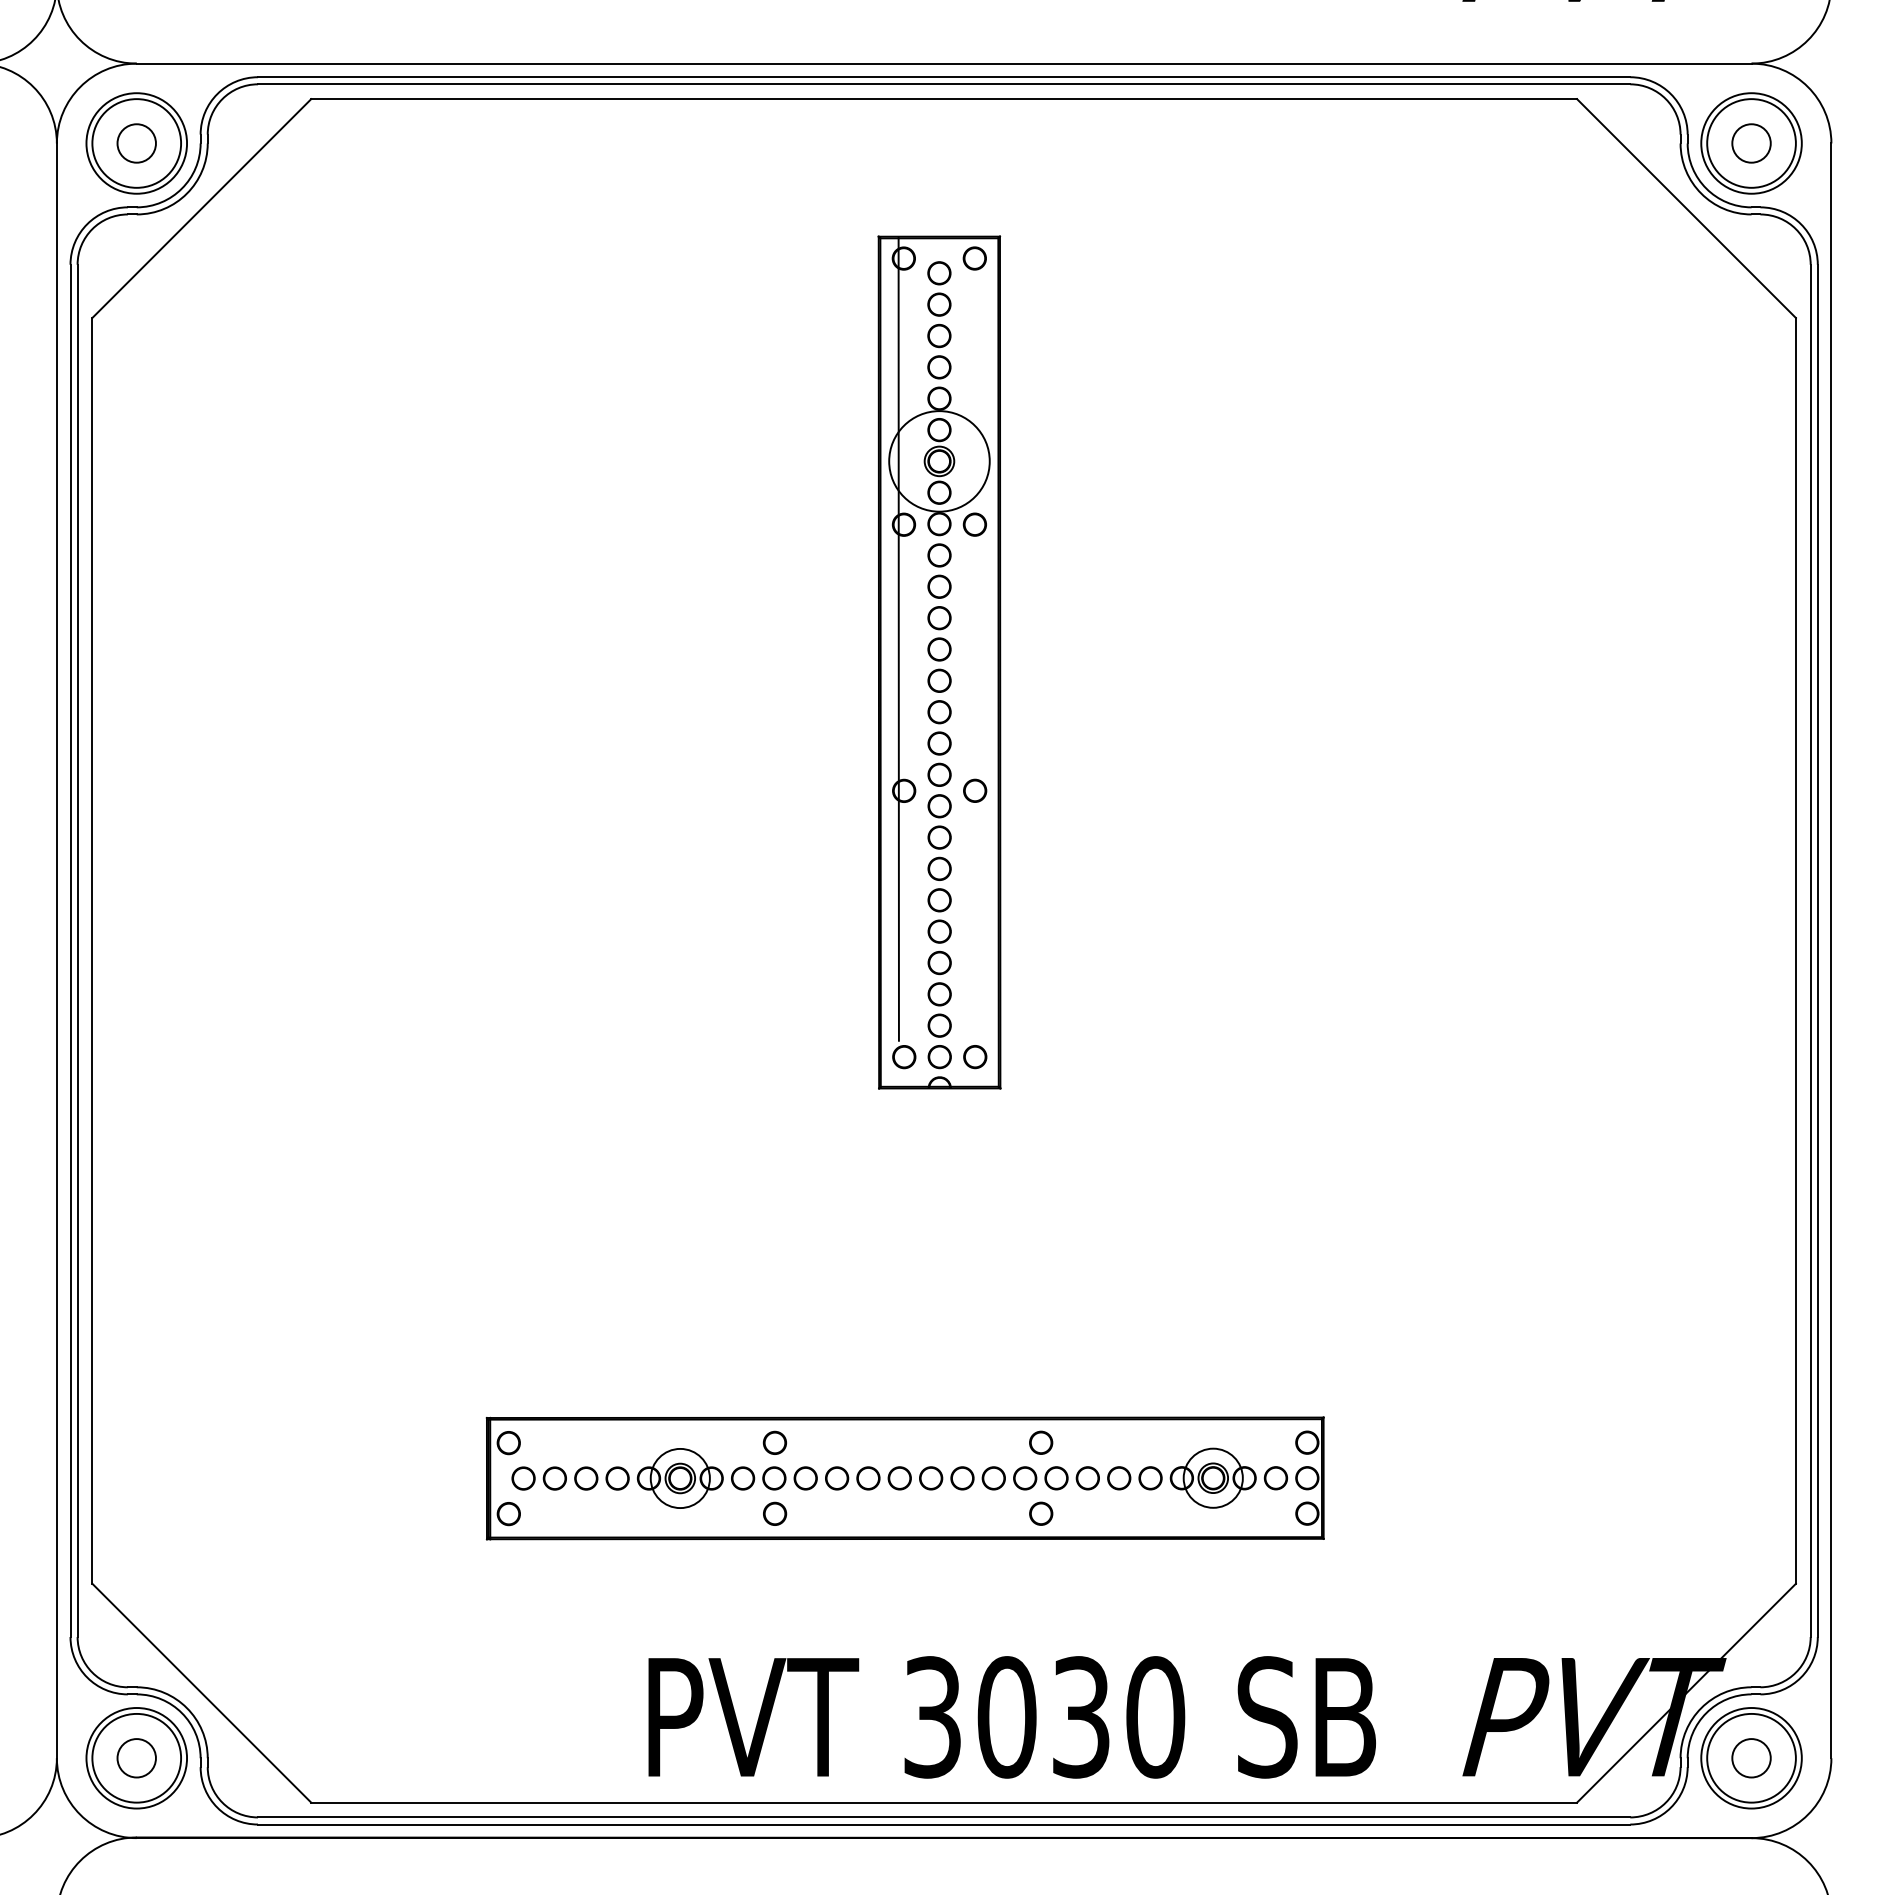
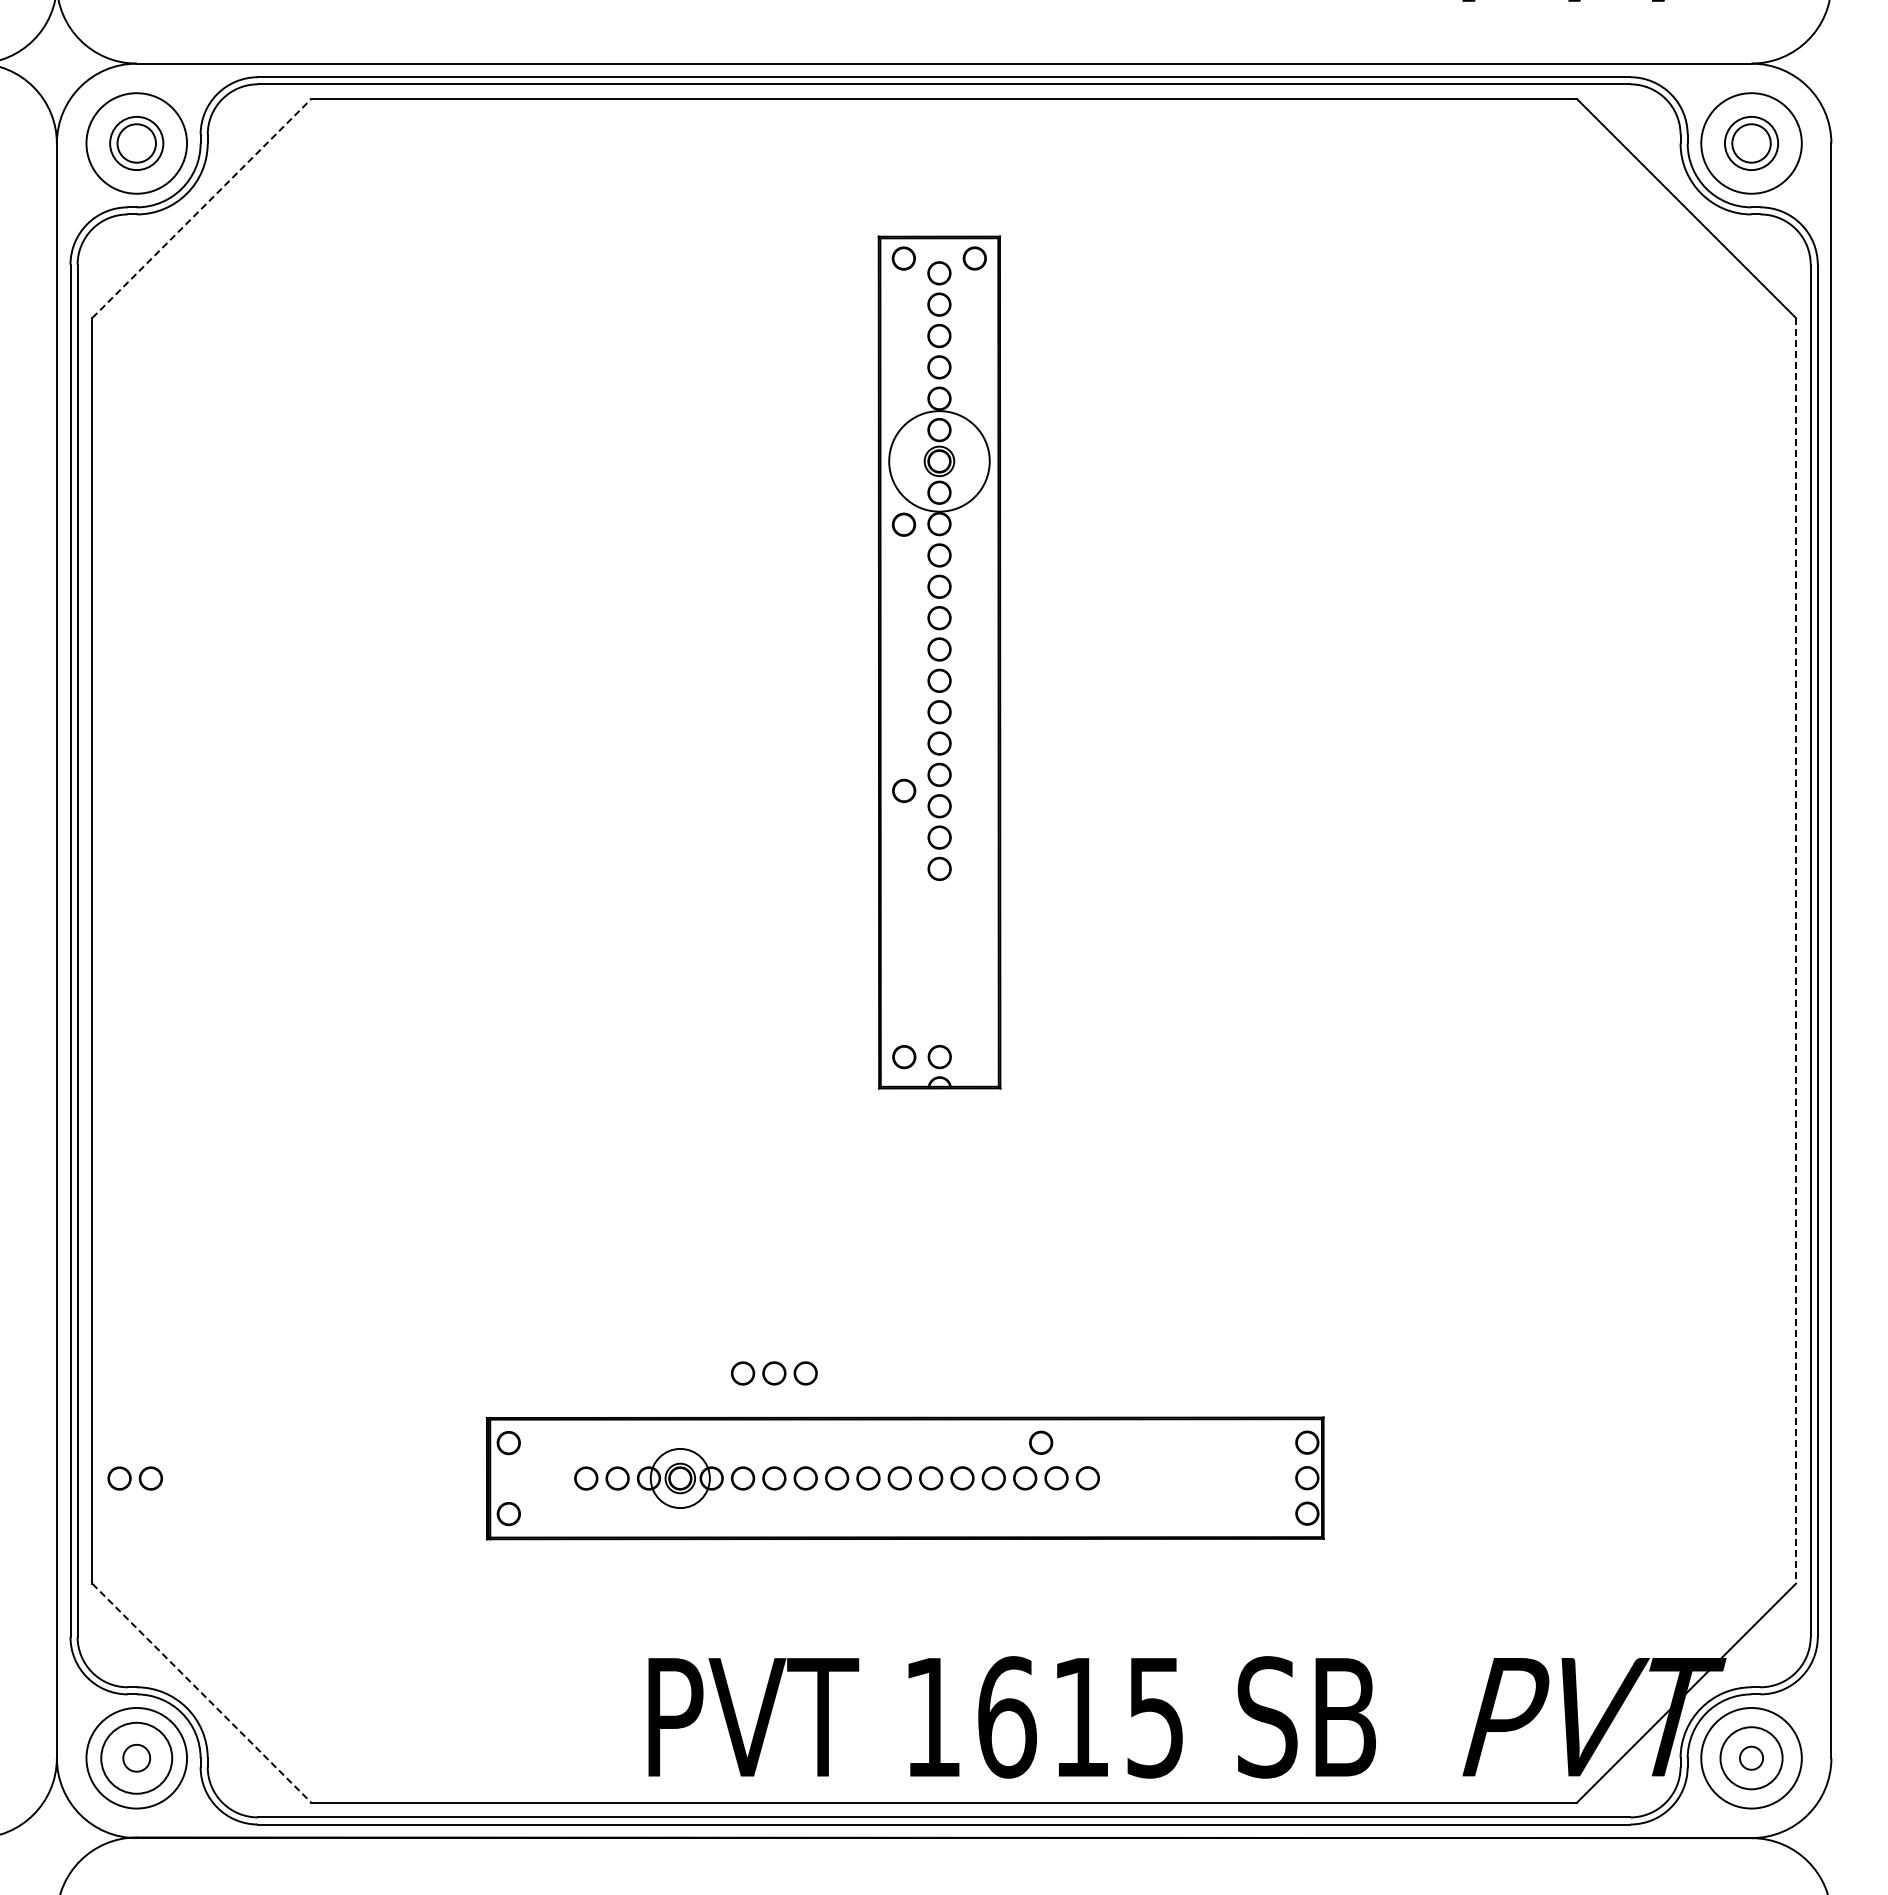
circle diameter: 89 px -> 53 px (136, 143)
circle diameter: 89 px -> 53 px (1751, 143)
line: solid -> dashed (201, 208)
circle: present -> none (974, 524)
line: present -> none (898, 638)
circle: present -> none (975, 790)
line: solid -> dashed (1795, 950)
part: present -> none (939, 962)
circle: present -> none (975, 1057)
part: none -> present (774, 1373)
part: present -> none (774, 1442)
part: present -> none (1197, 1477)
part position: (538, 1478) -> (134, 1478) (134, 1478)
part: present -> none (775, 1513)
circle: present -> none (1041, 1513)
line: solid -> dashed (201, 1693)
text: 3030 -> 1615 (1044, 1717)
circle diameter: 89 px -> 71 px (136, 1757)
circle diameter: 89 px -> 62 px (1751, 1758)
circle diameter: 38 px -> 27 px (136, 1757)
circle diameter: 38 px -> 23 px (1751, 1757)
